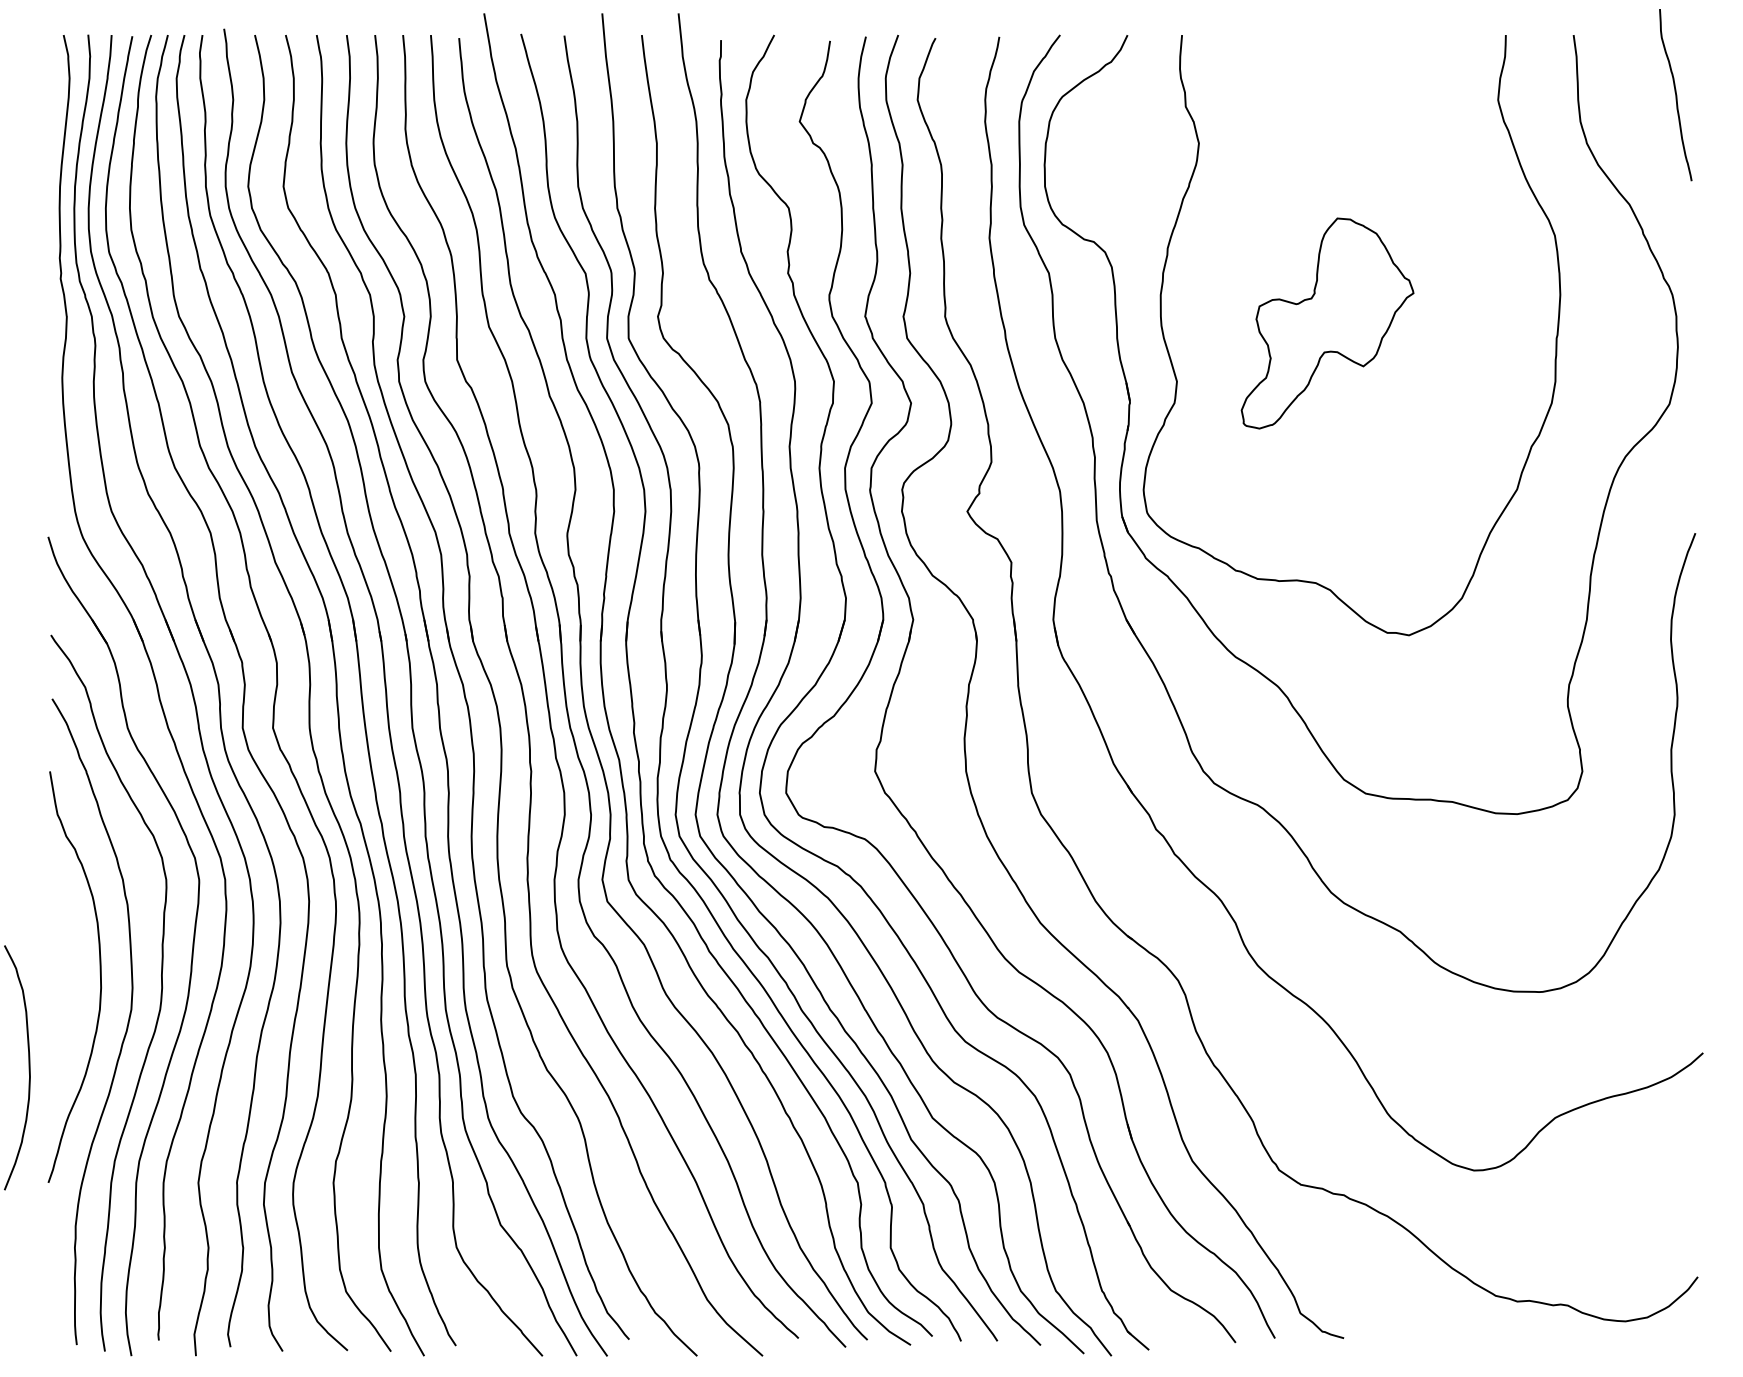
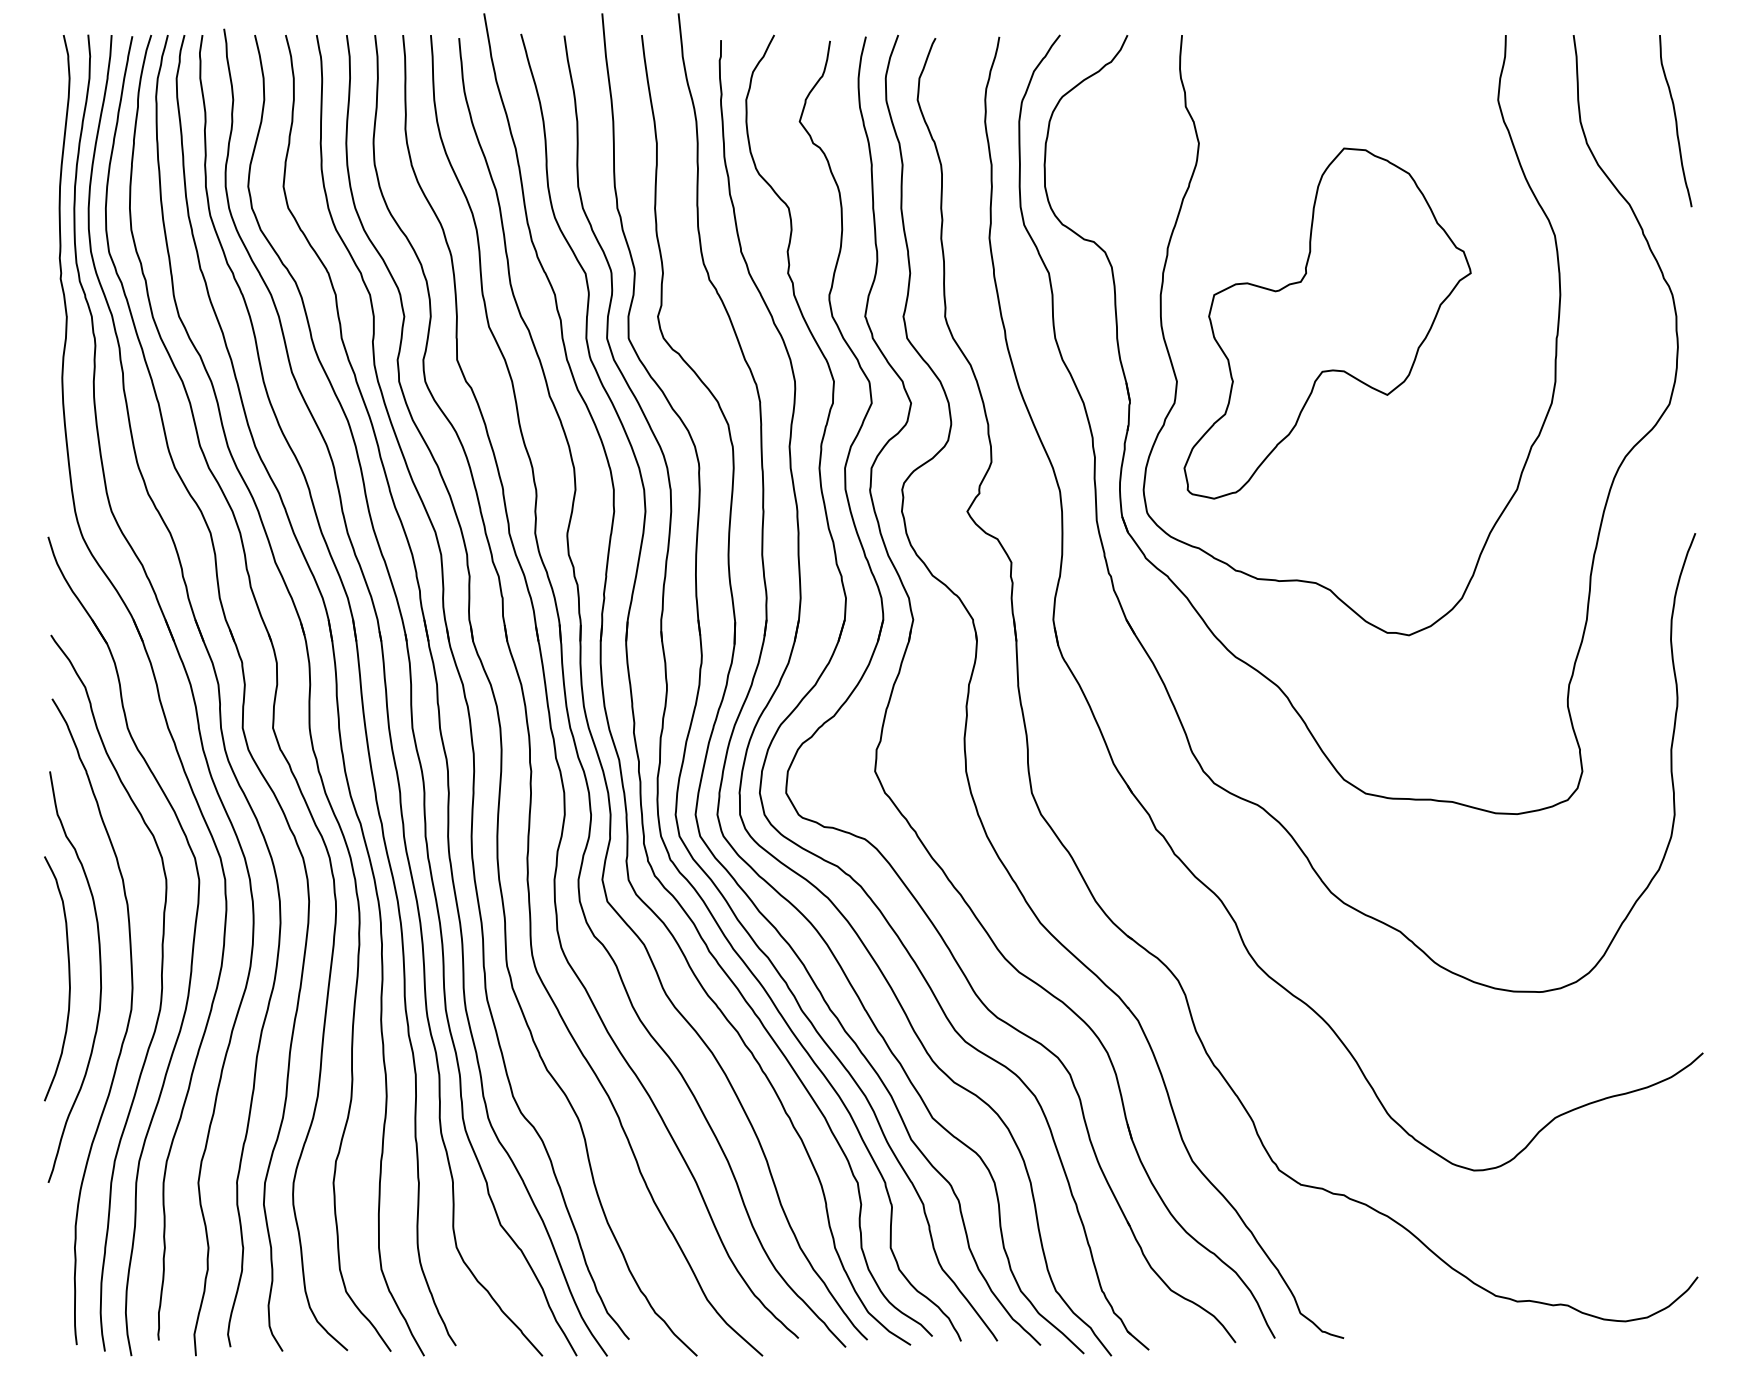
curve position: (1675, 95) -> (1675, 121) (1675, 121)
part size: 175x213 px -> 289x353 px (1327, 323)
curve position: (28, 1067) -> (68, 978) (68, 978)
